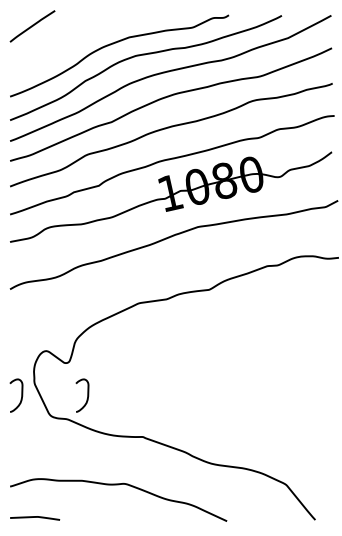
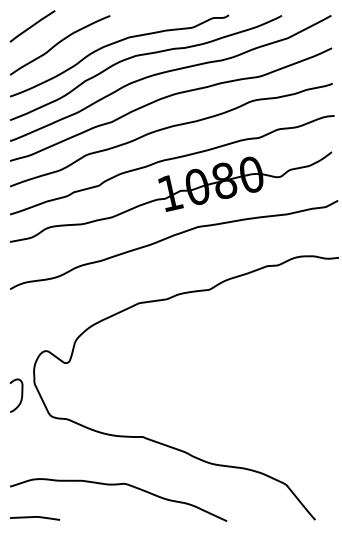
curve: none -> present (58, 44)
curve: present -> none (87, 395)
